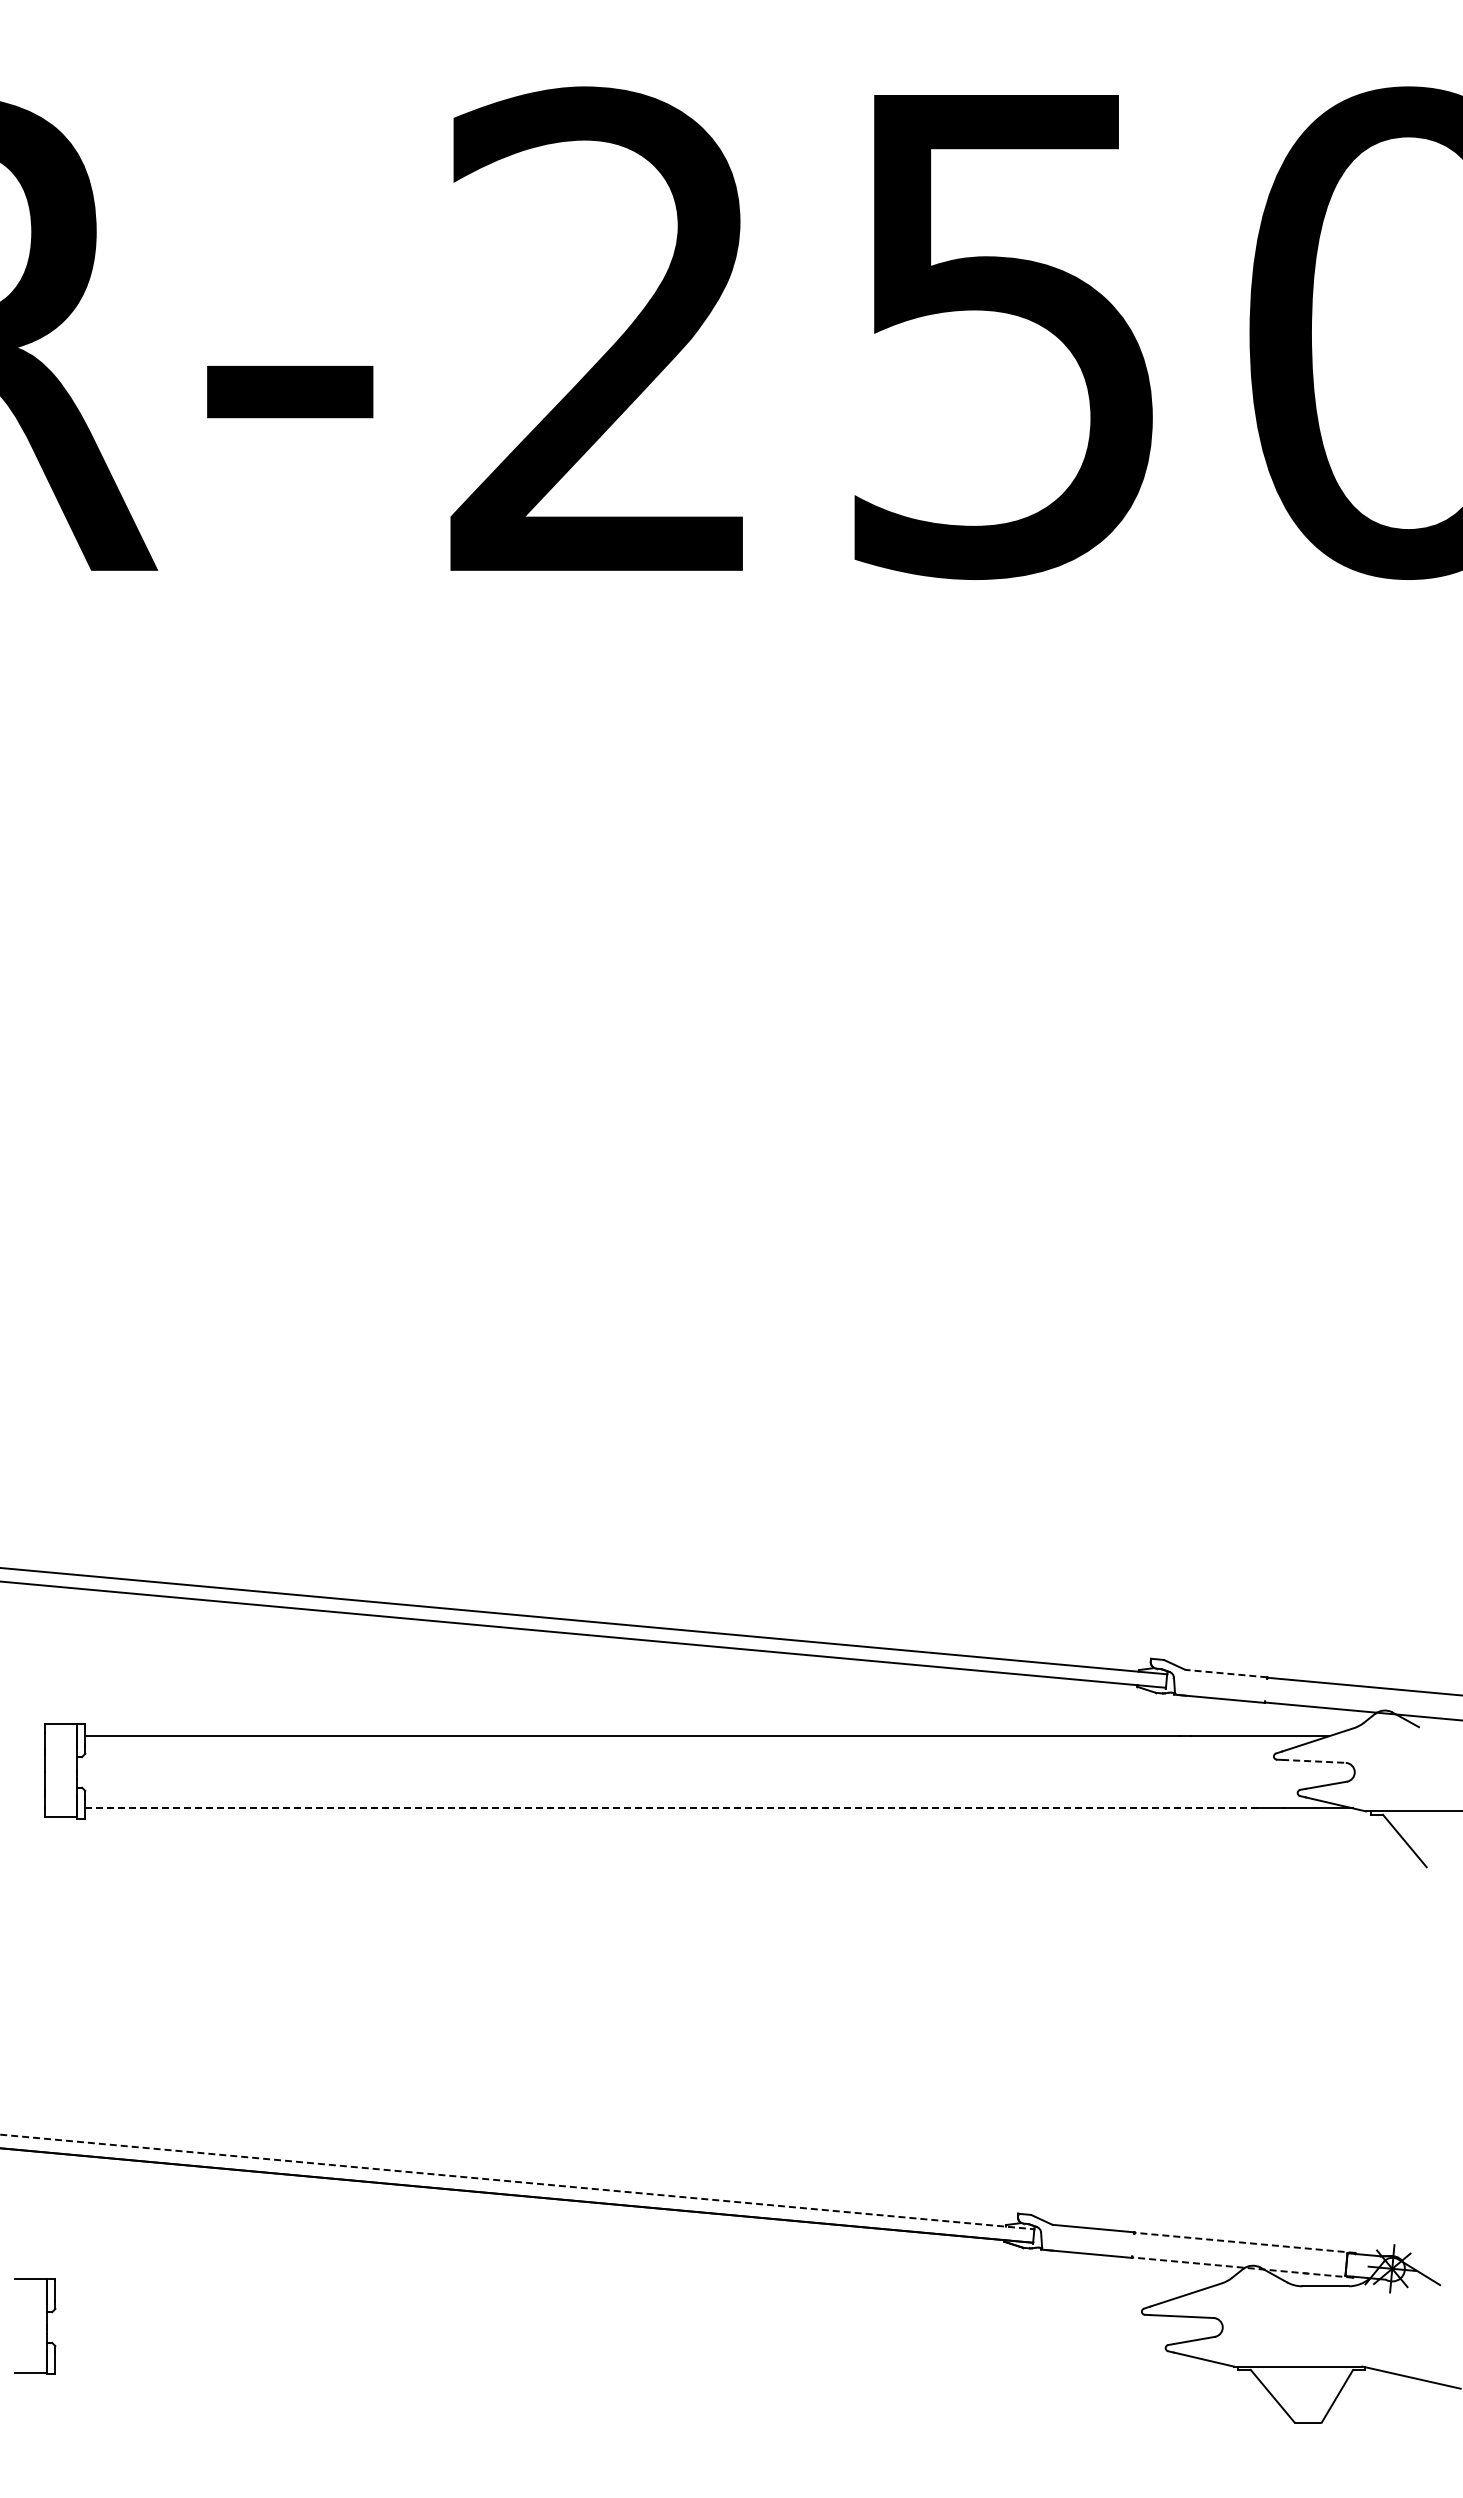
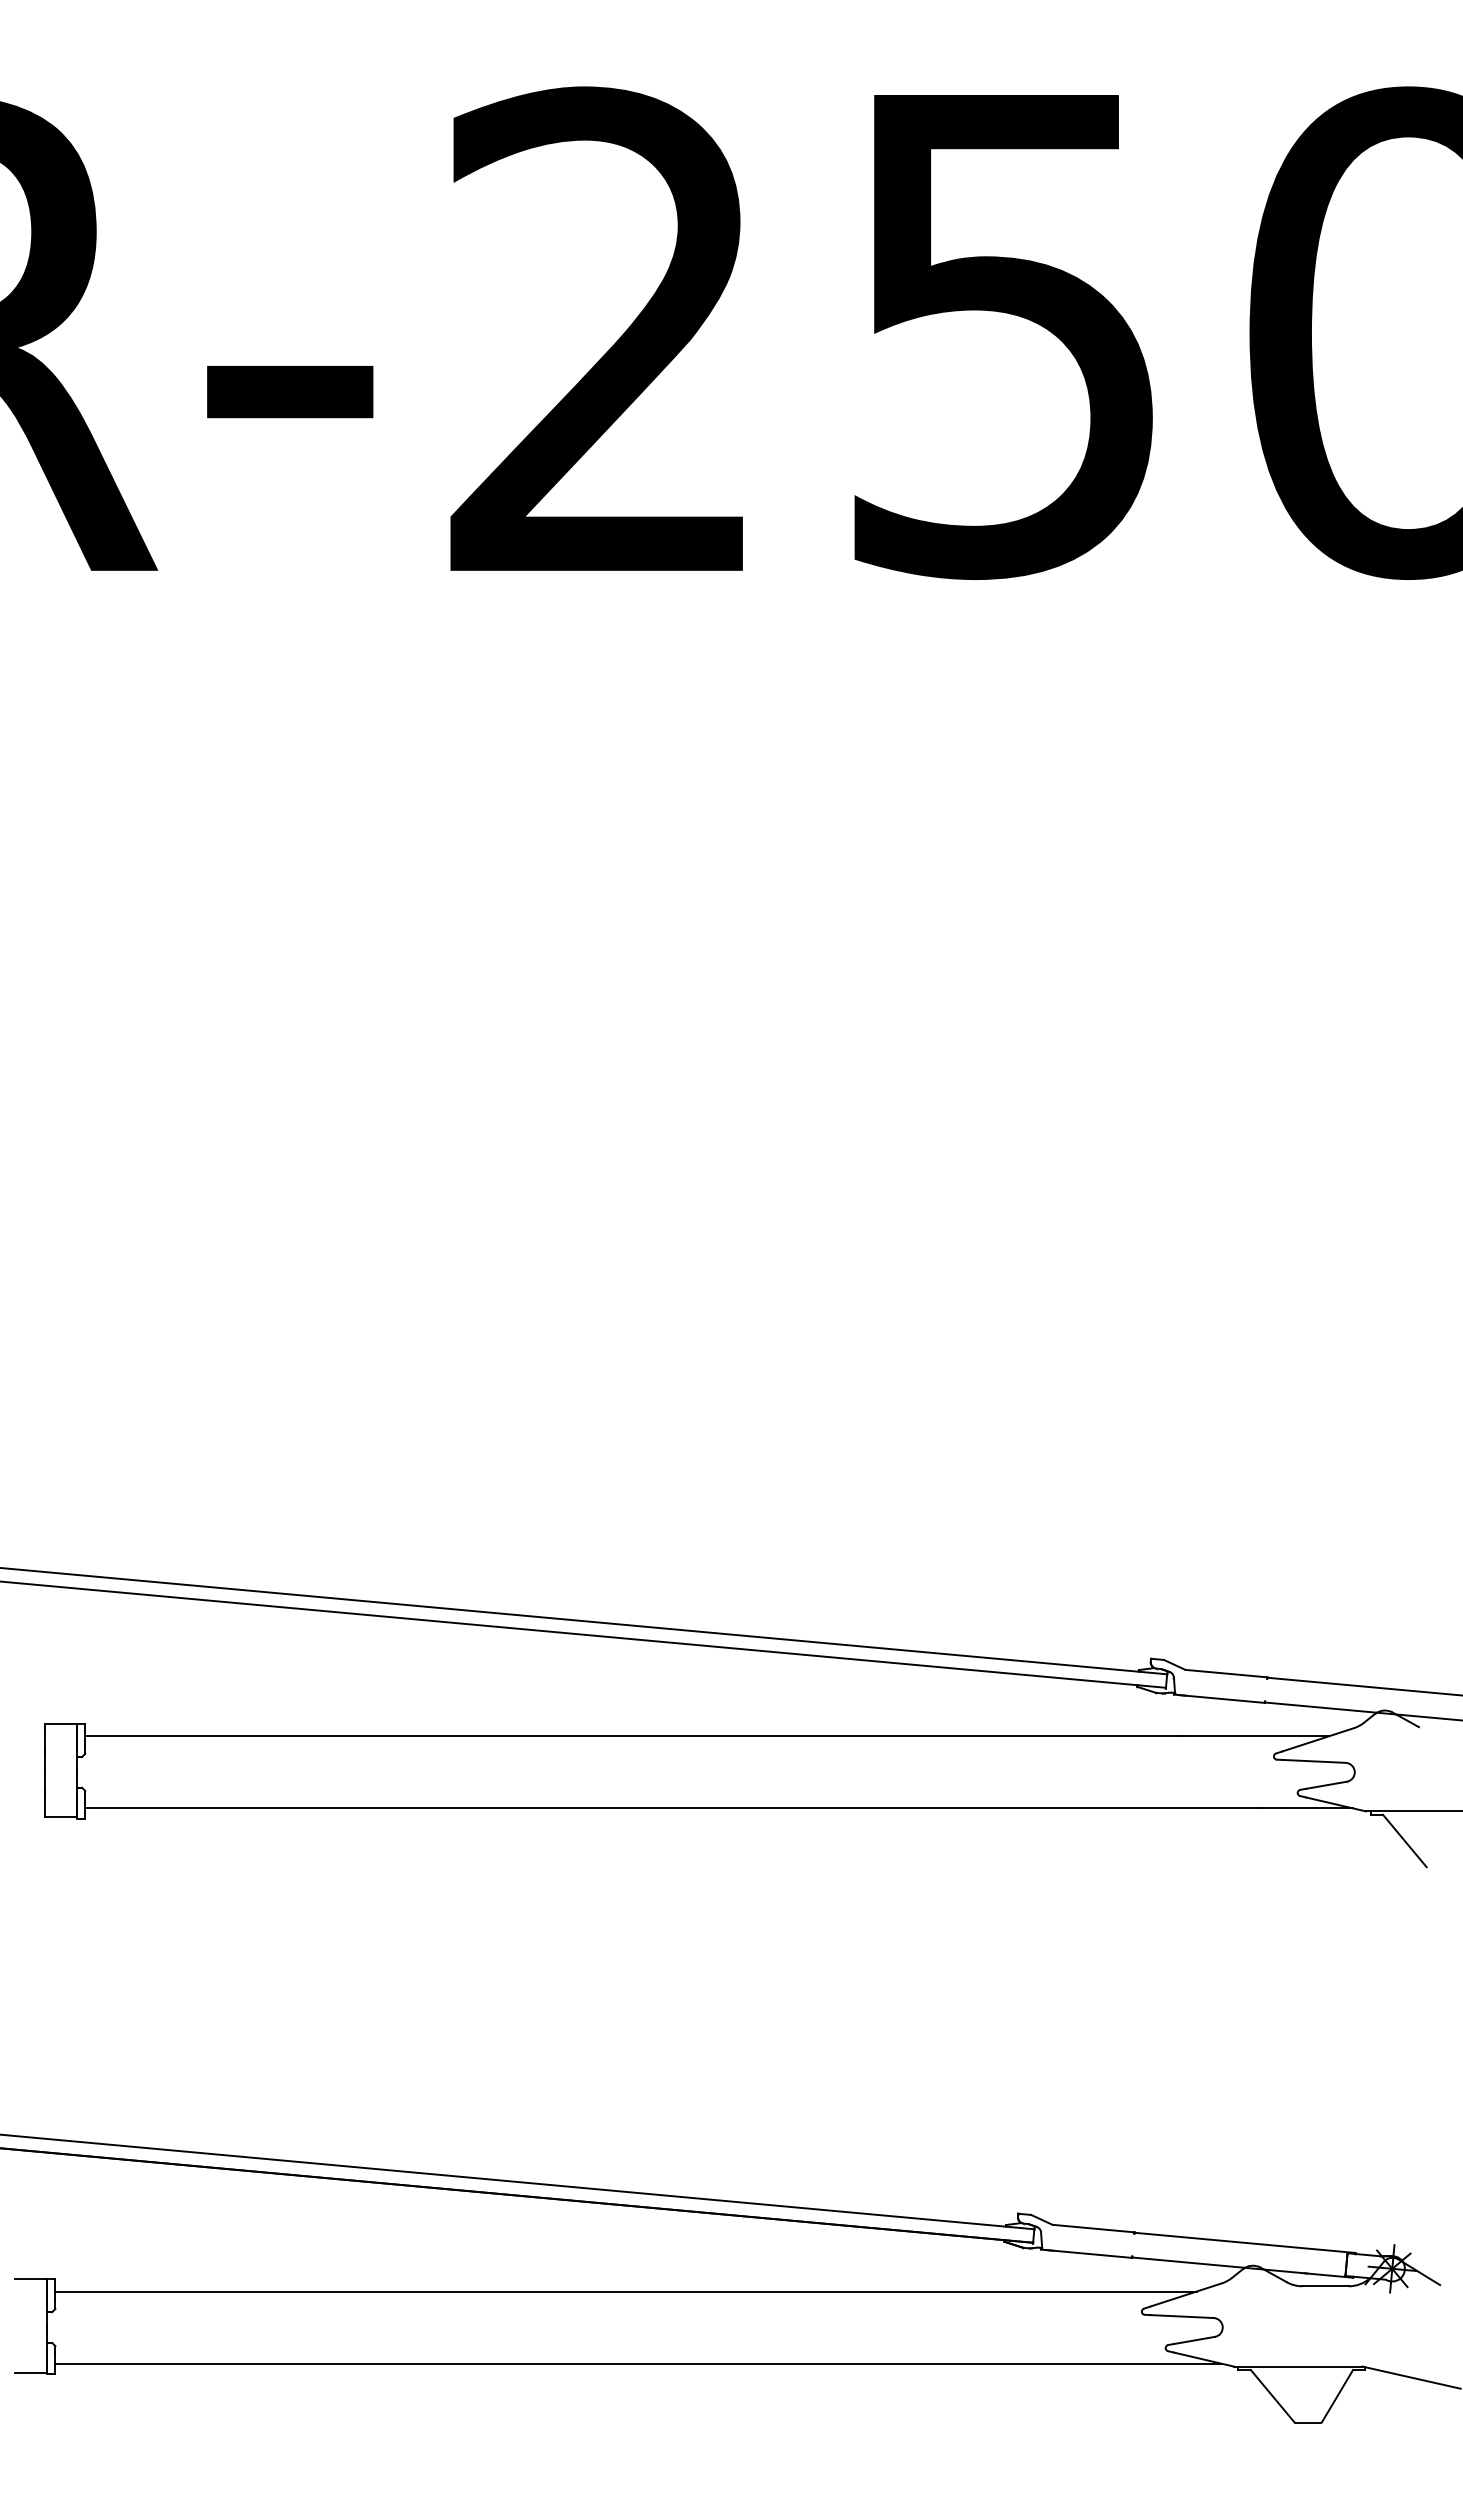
line: dashed -> solid (1226, 1673)
line: dashed -> solid (1313, 1761)
line: dashed -> solid (672, 1808)
line: dashed -> solid (517, 2182)
line: dashed -> solid (1244, 2242)
line: dashed -> solid (1242, 2267)
line: none -> present (625, 2291)
line: none -> present (637, 2363)
